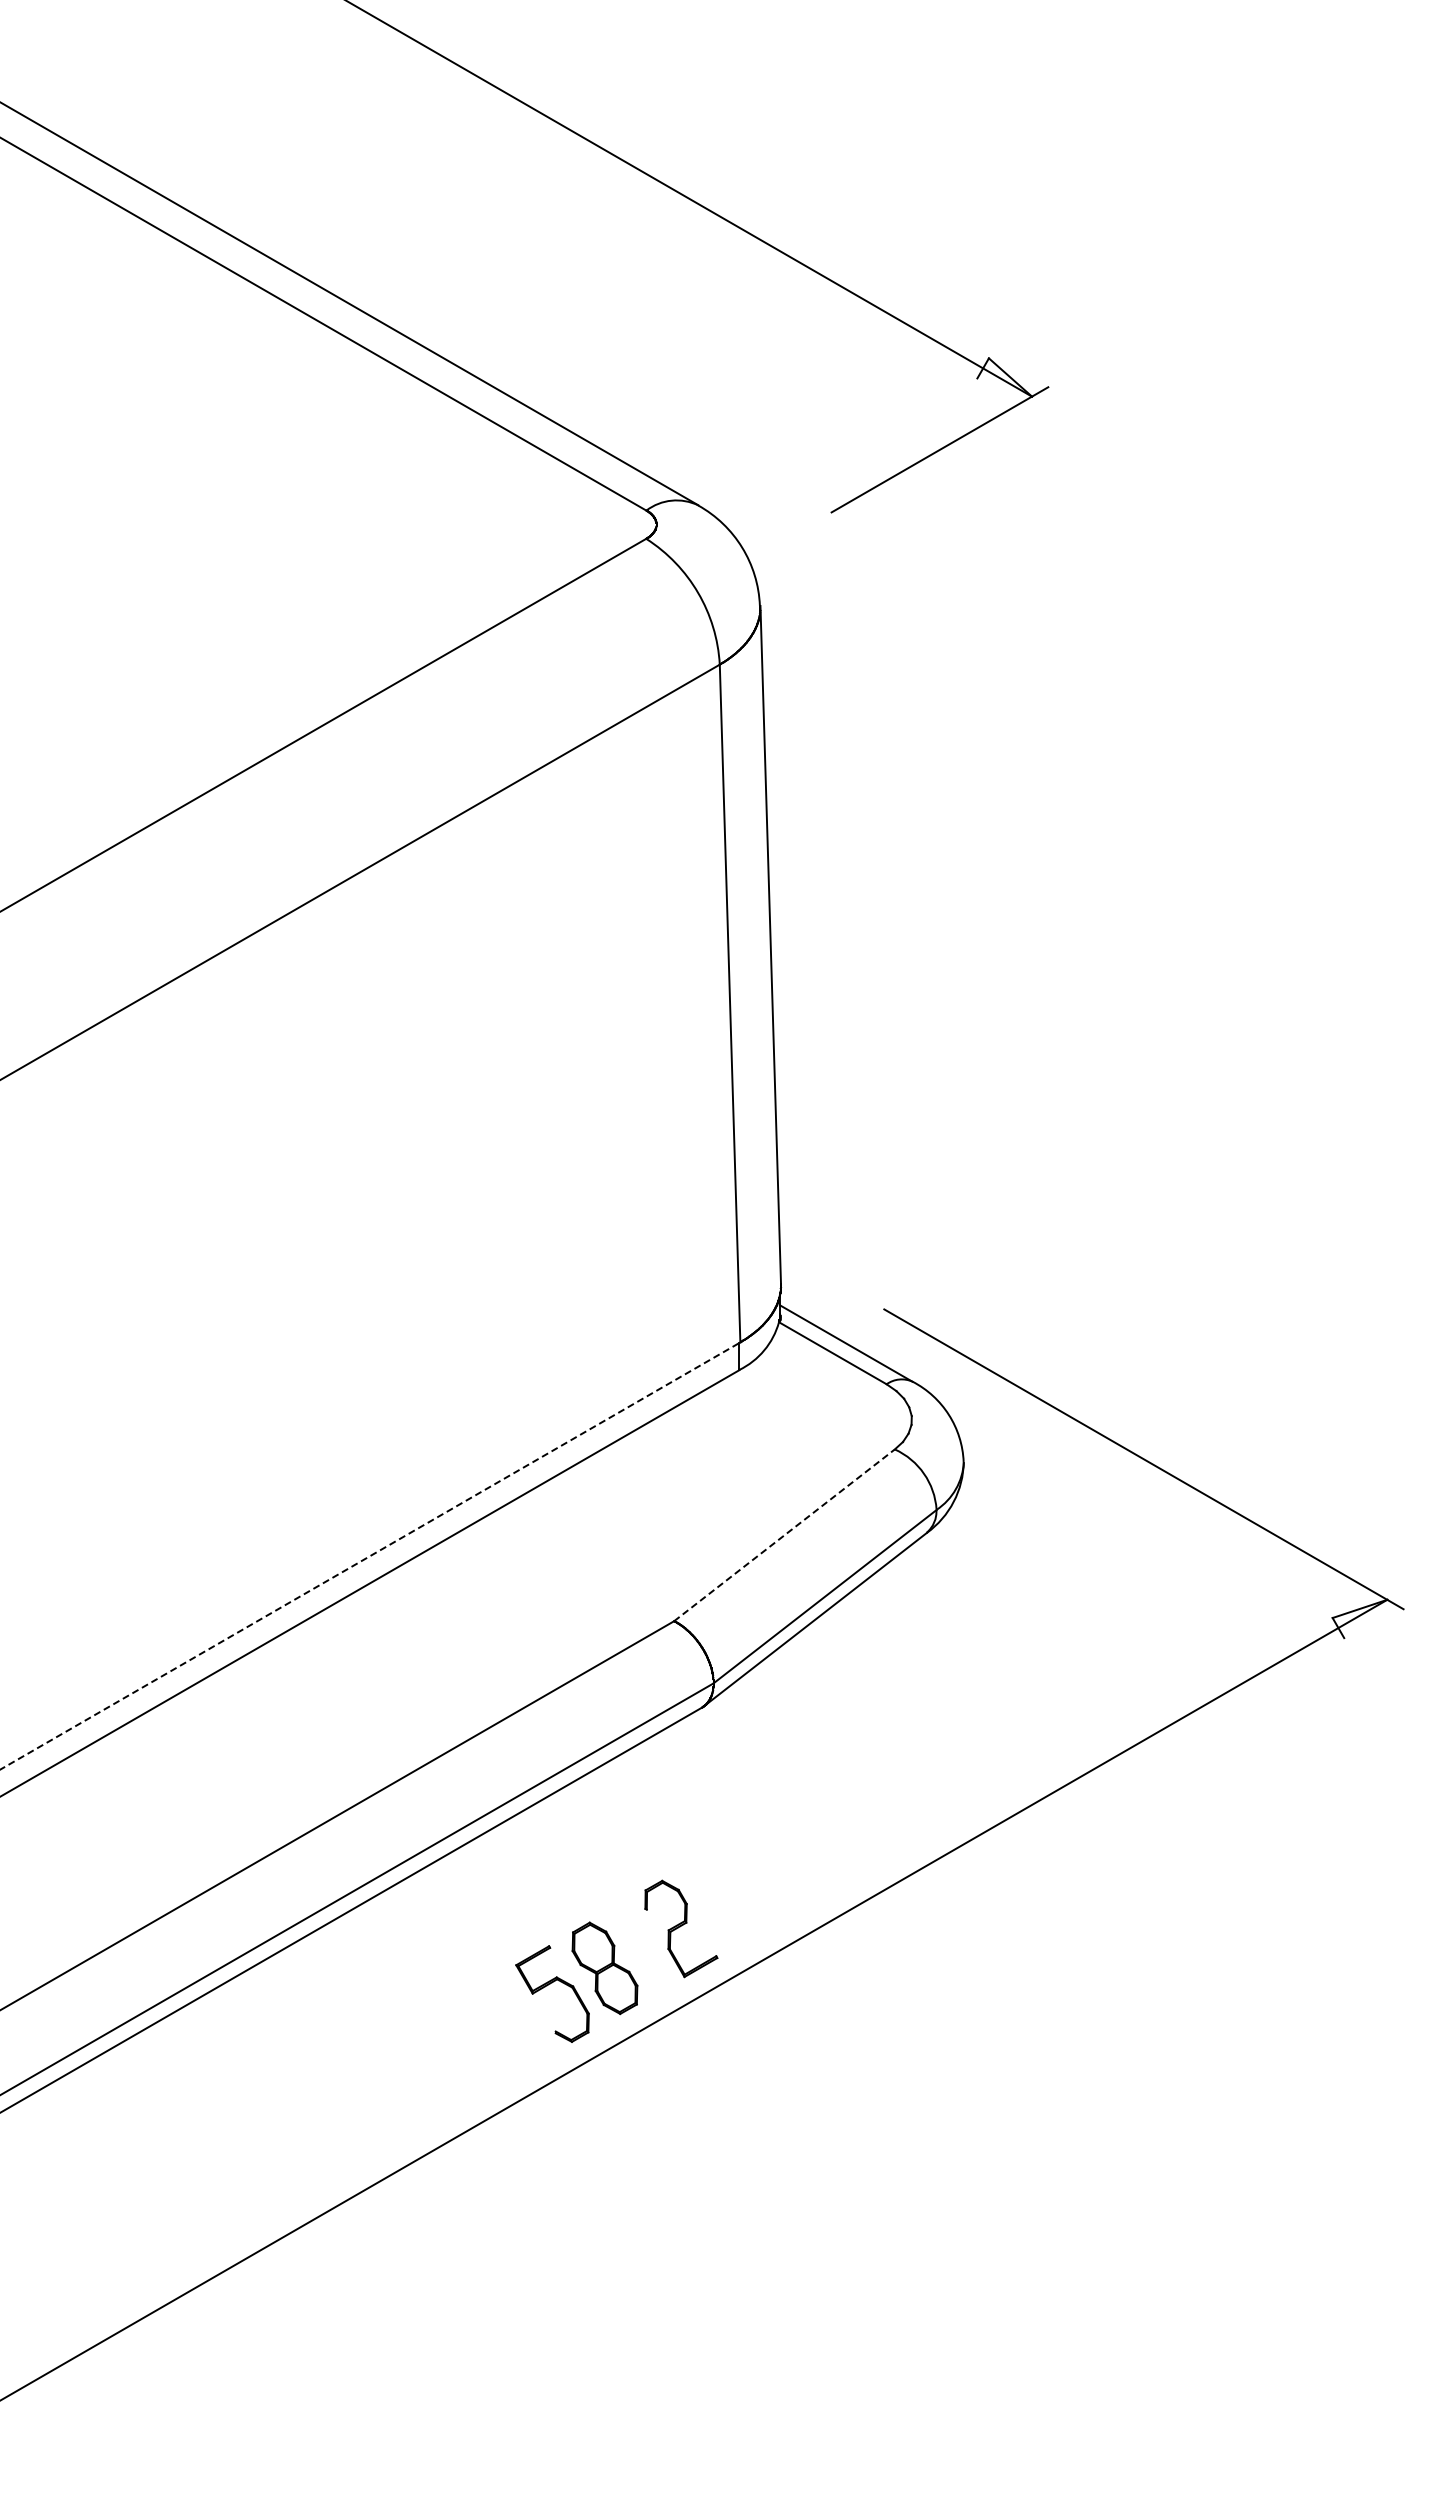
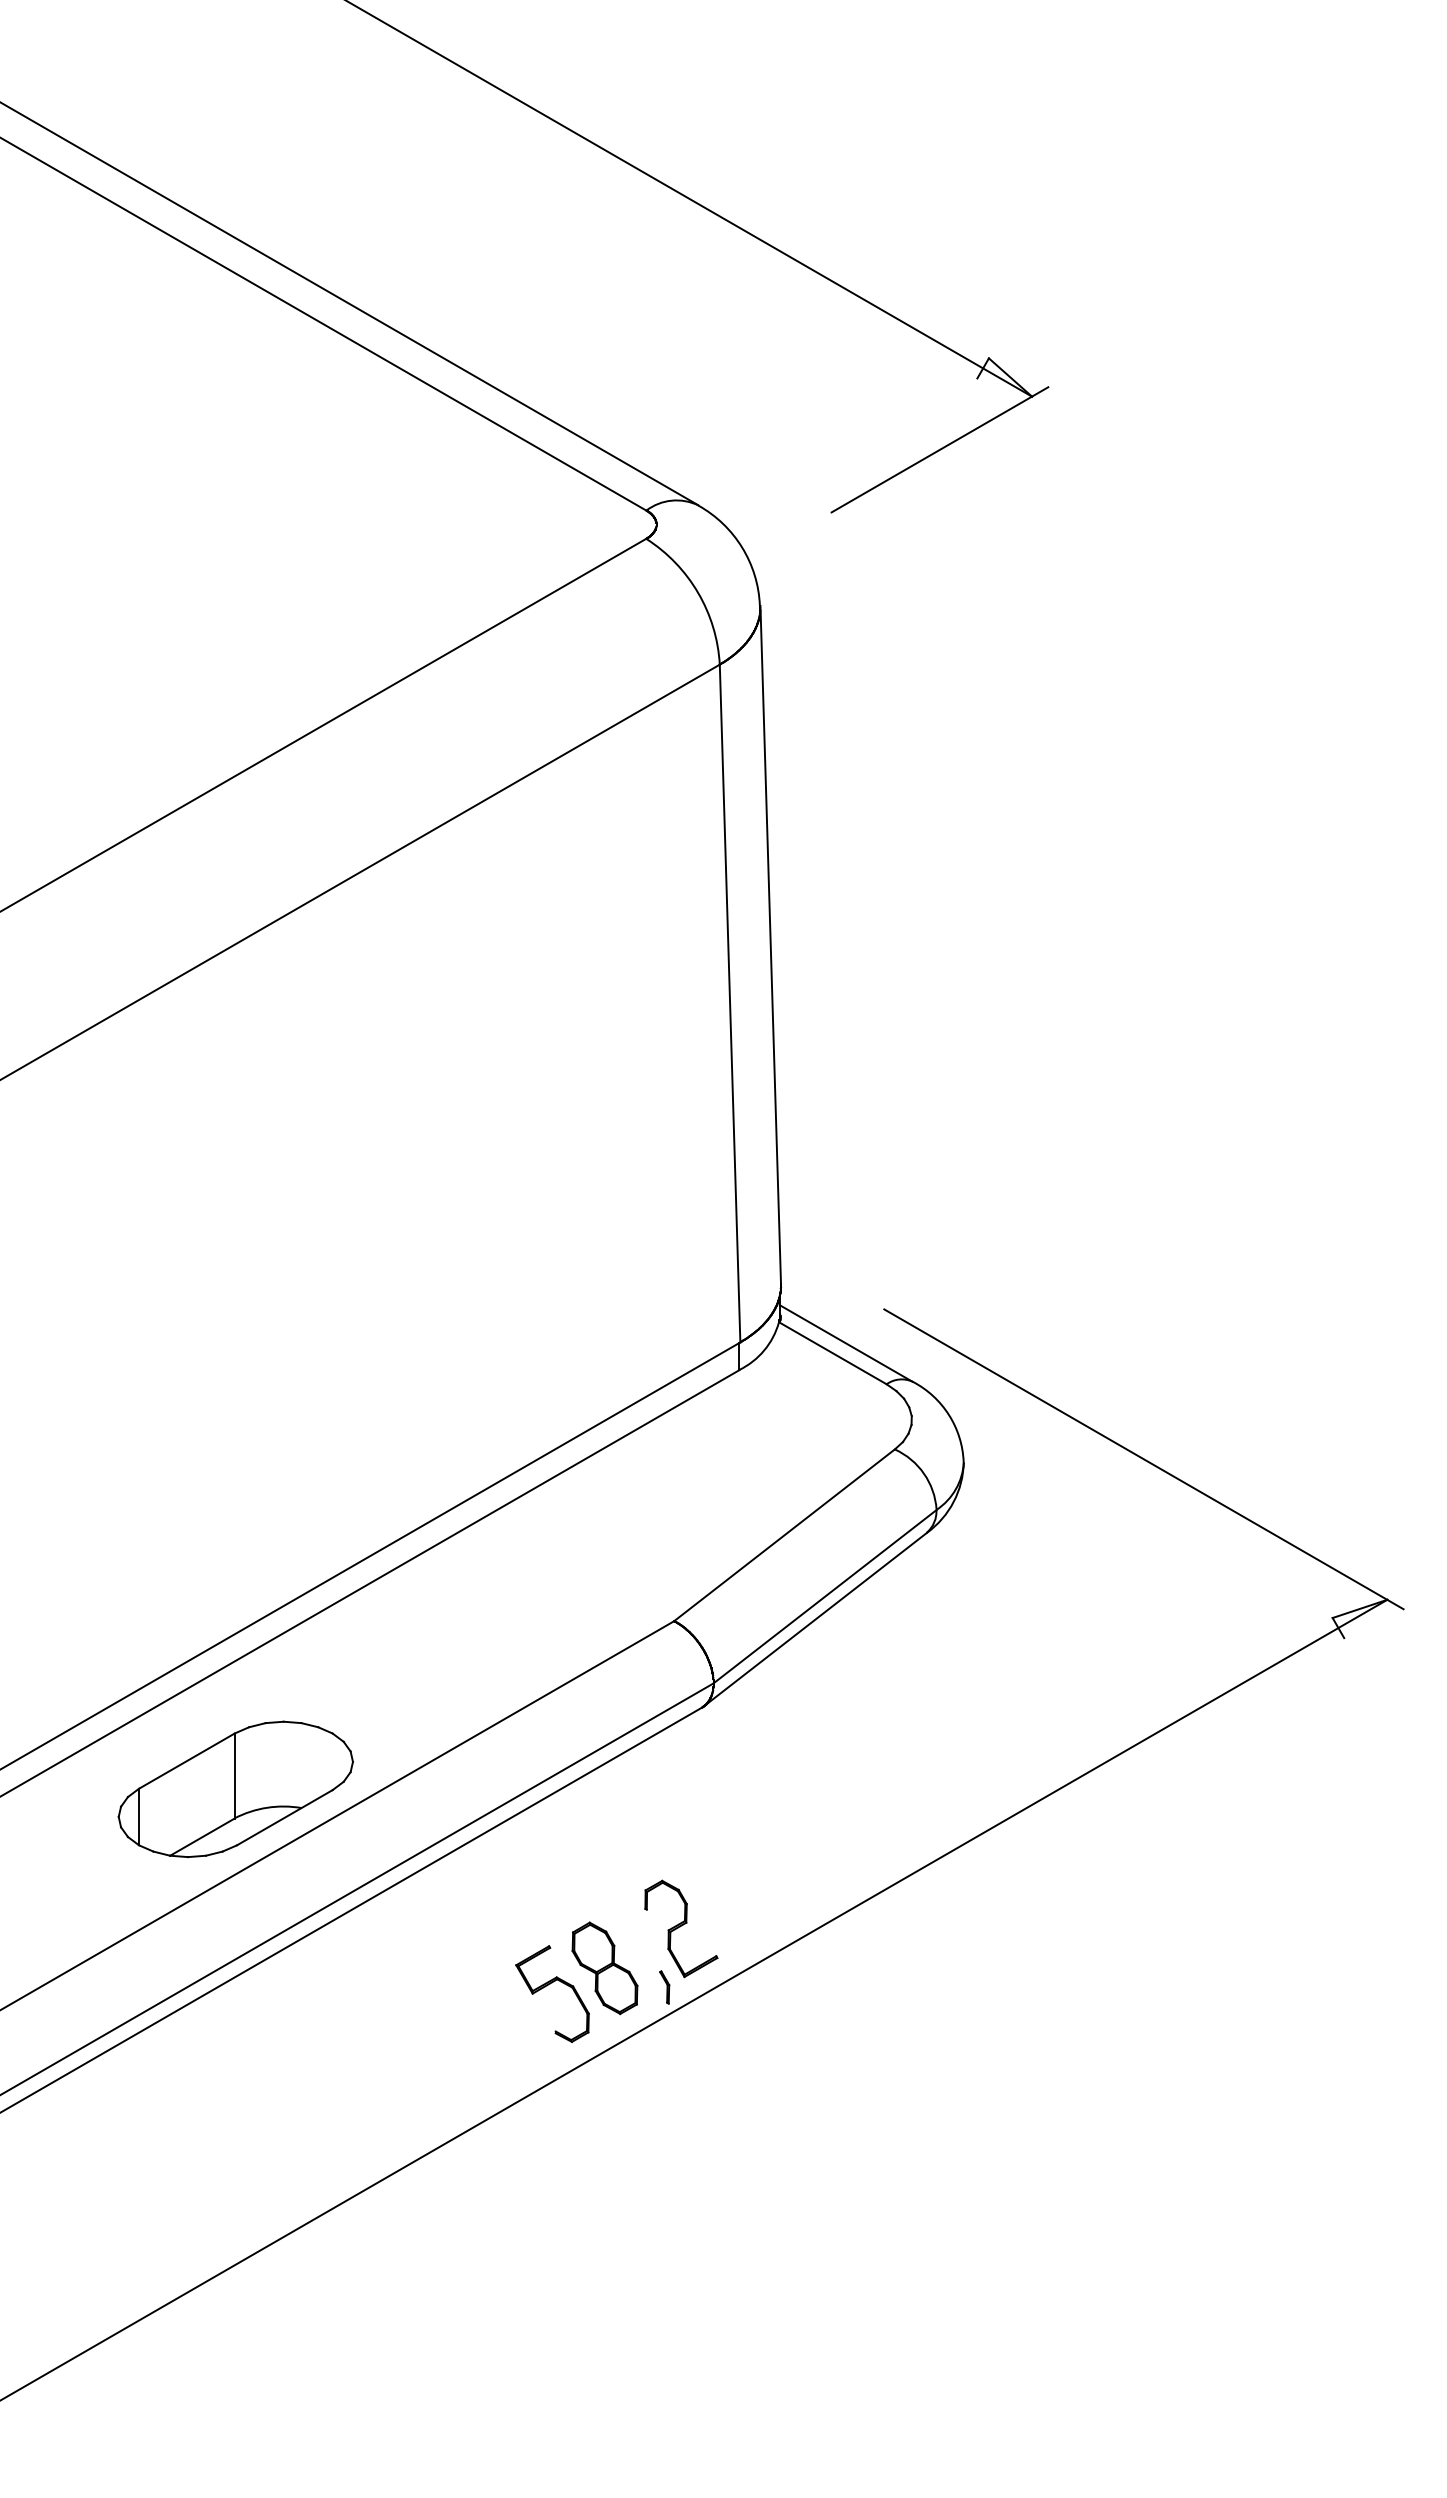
line: dashed -> solid (784, 1535)
line: dashed -> solid (370, 1555)
part: none -> present (235, 1789)
part: none -> present (664, 1987)
